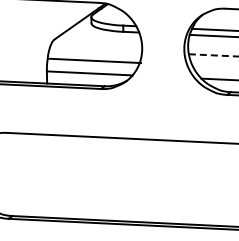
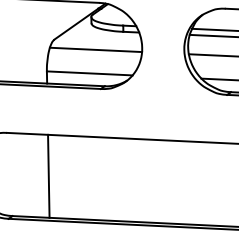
line: dashed -> solid (213, 55)
line position: (94, 60) -> (95, 49) (95, 49)
line: none -> present (48, 175)
